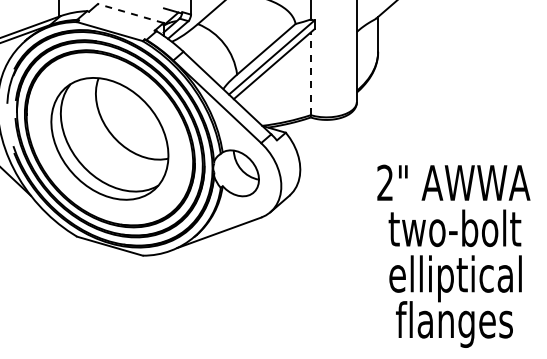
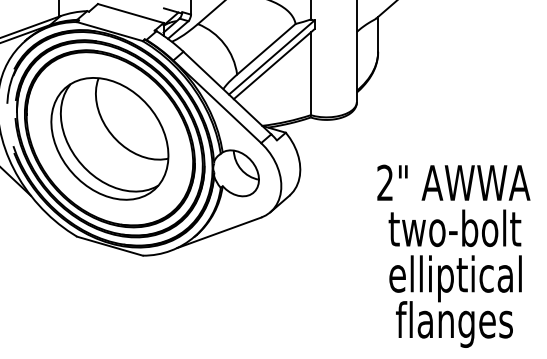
line: dashed -> solid (130, 13)
line: dashed -> solid (310, 73)
